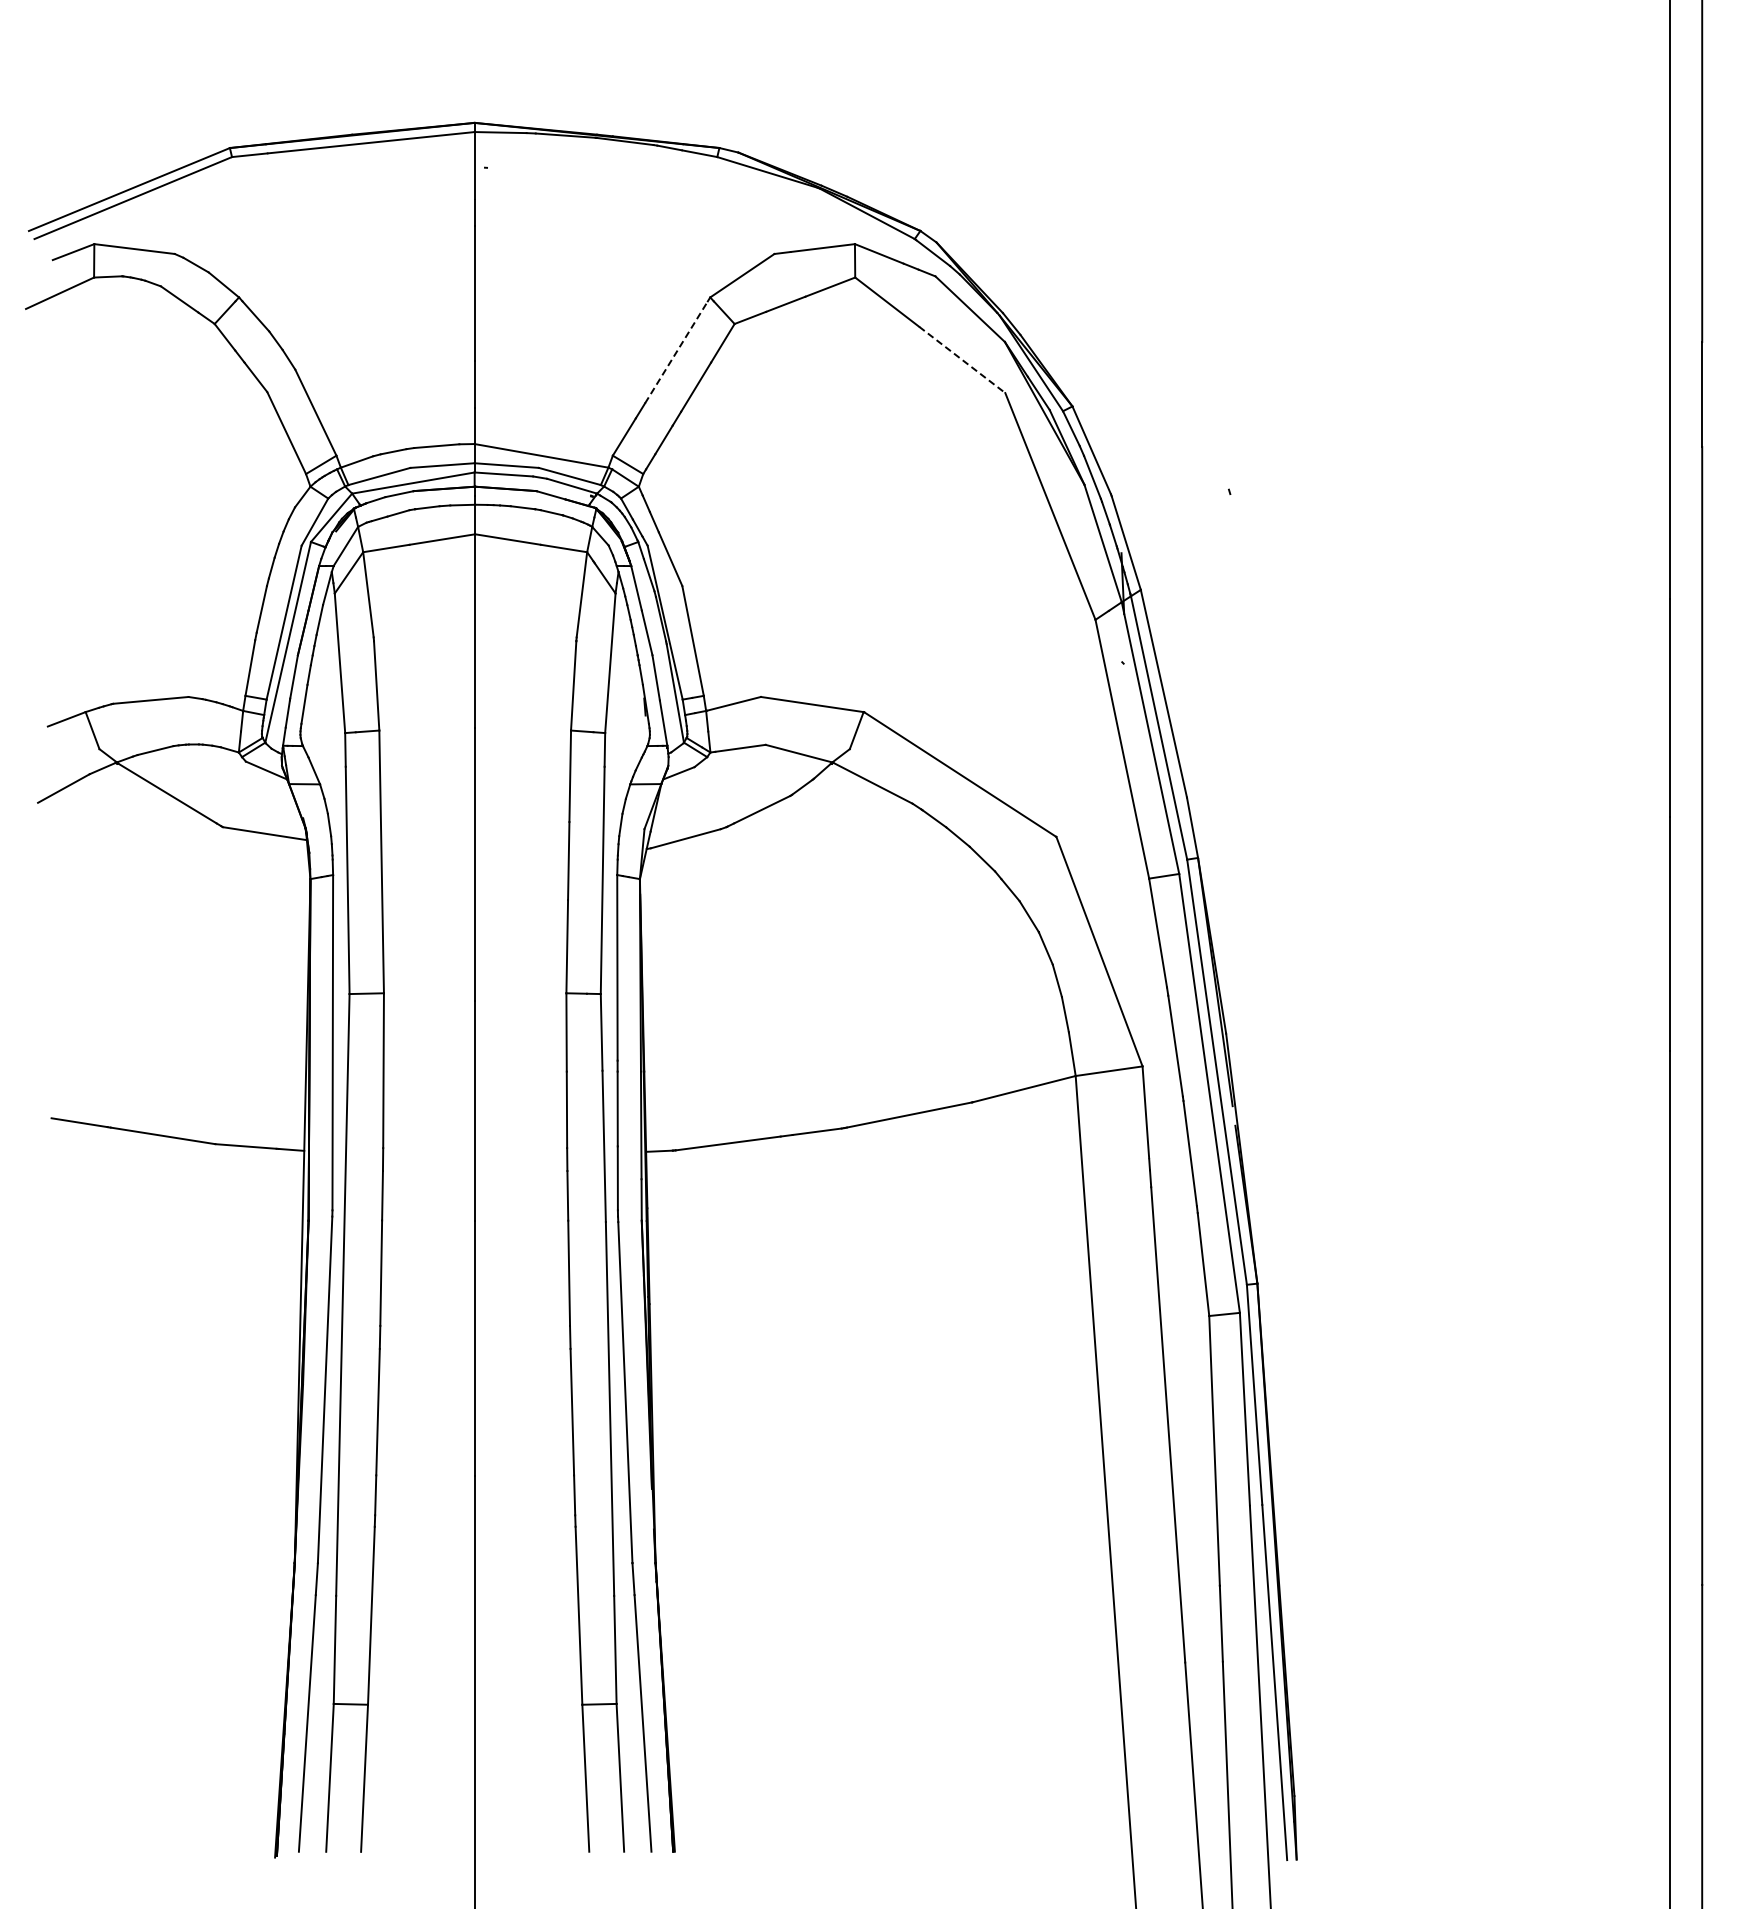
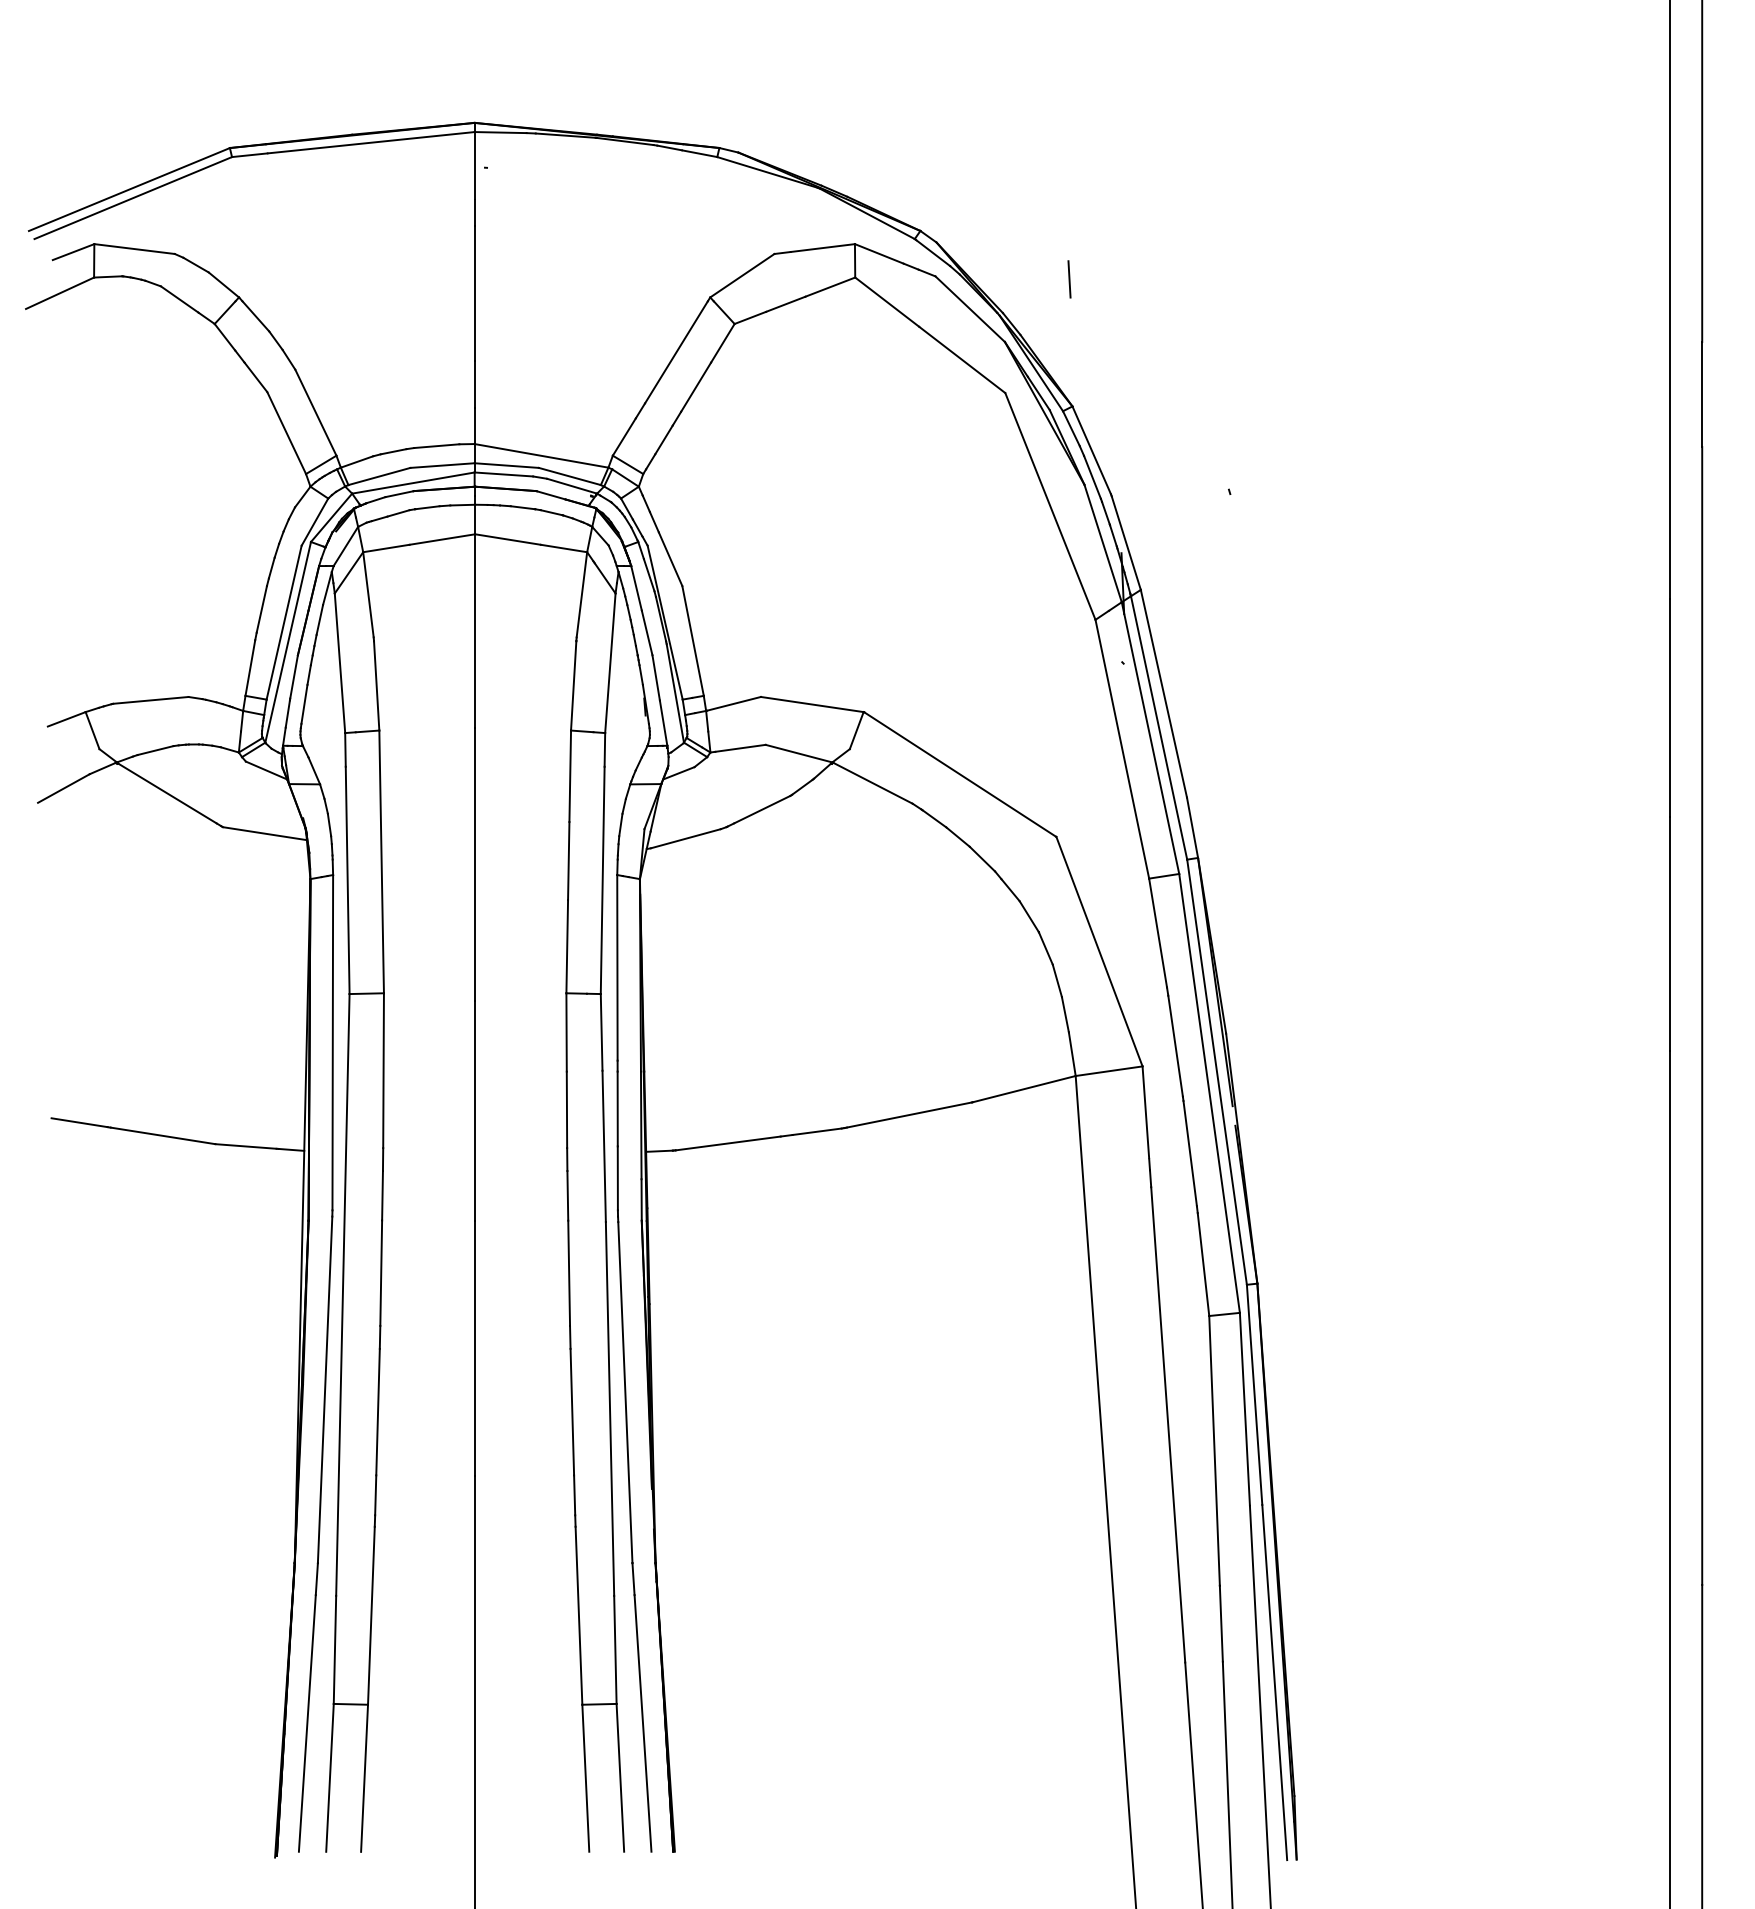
line: none -> present (1069, 279)
line: dashed -> solid (676, 352)
line: dashed -> solid (962, 360)
